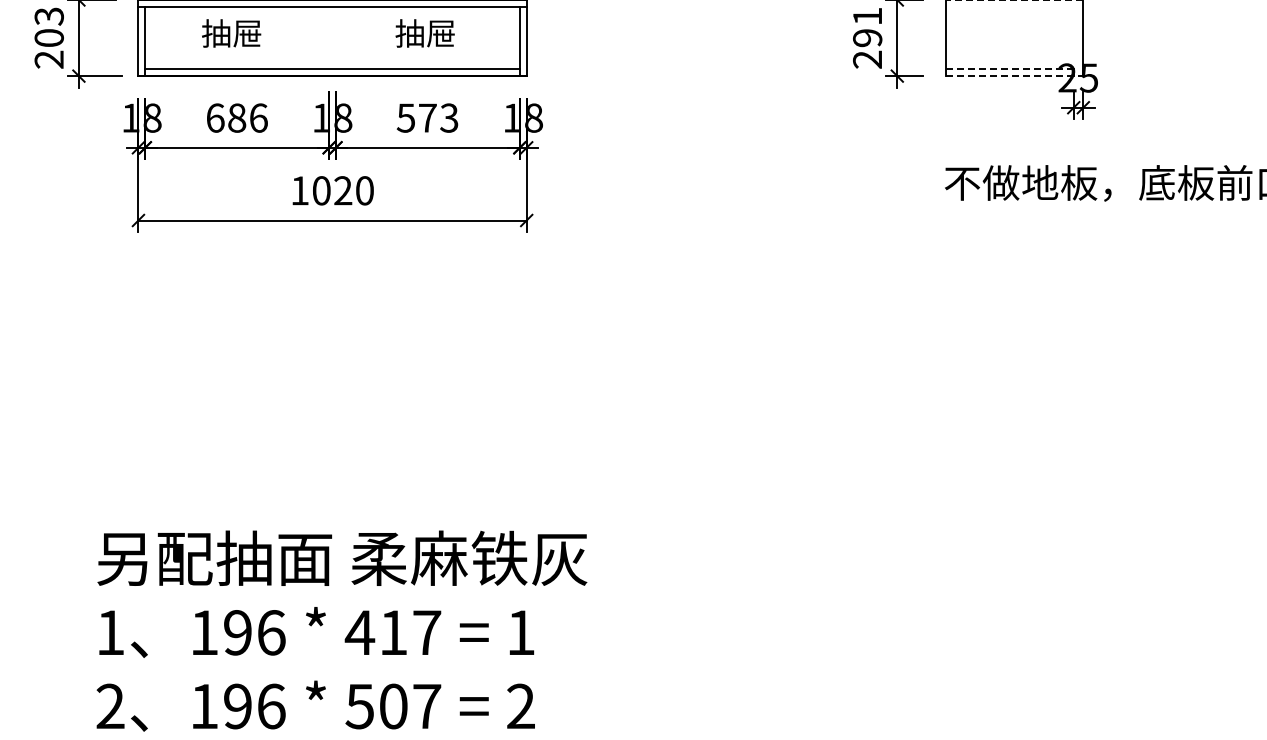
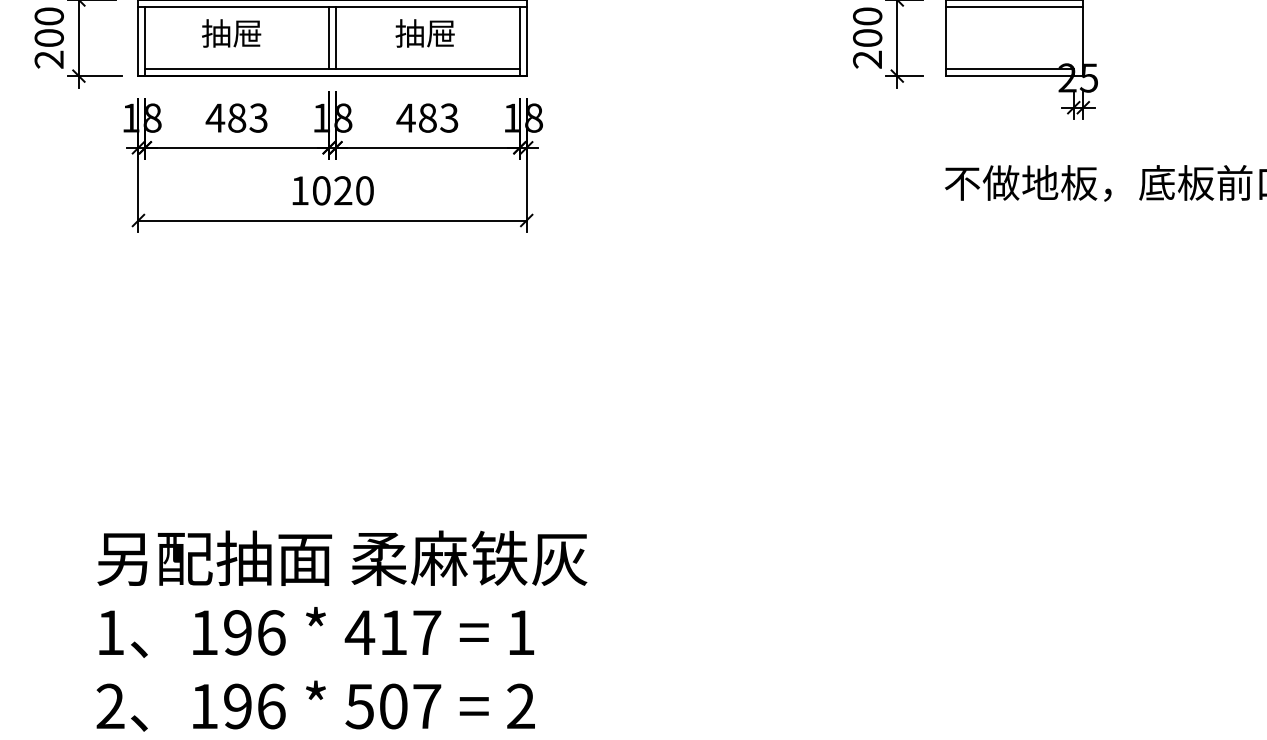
line: dashed -> solid (1014, 0)
line: none -> present (1014, 6)
text: 203 -> 200 (48, 16)
text: 291 -> 200 (867, 27)
line: none -> present (329, 37)
line: none -> present (336, 37)
line: dashed -> solid (1010, 69)
line: dashed -> solid (1014, 76)
text: 686 -> 483 (236, 117)
text: 573 -> 483 (416, 117)
